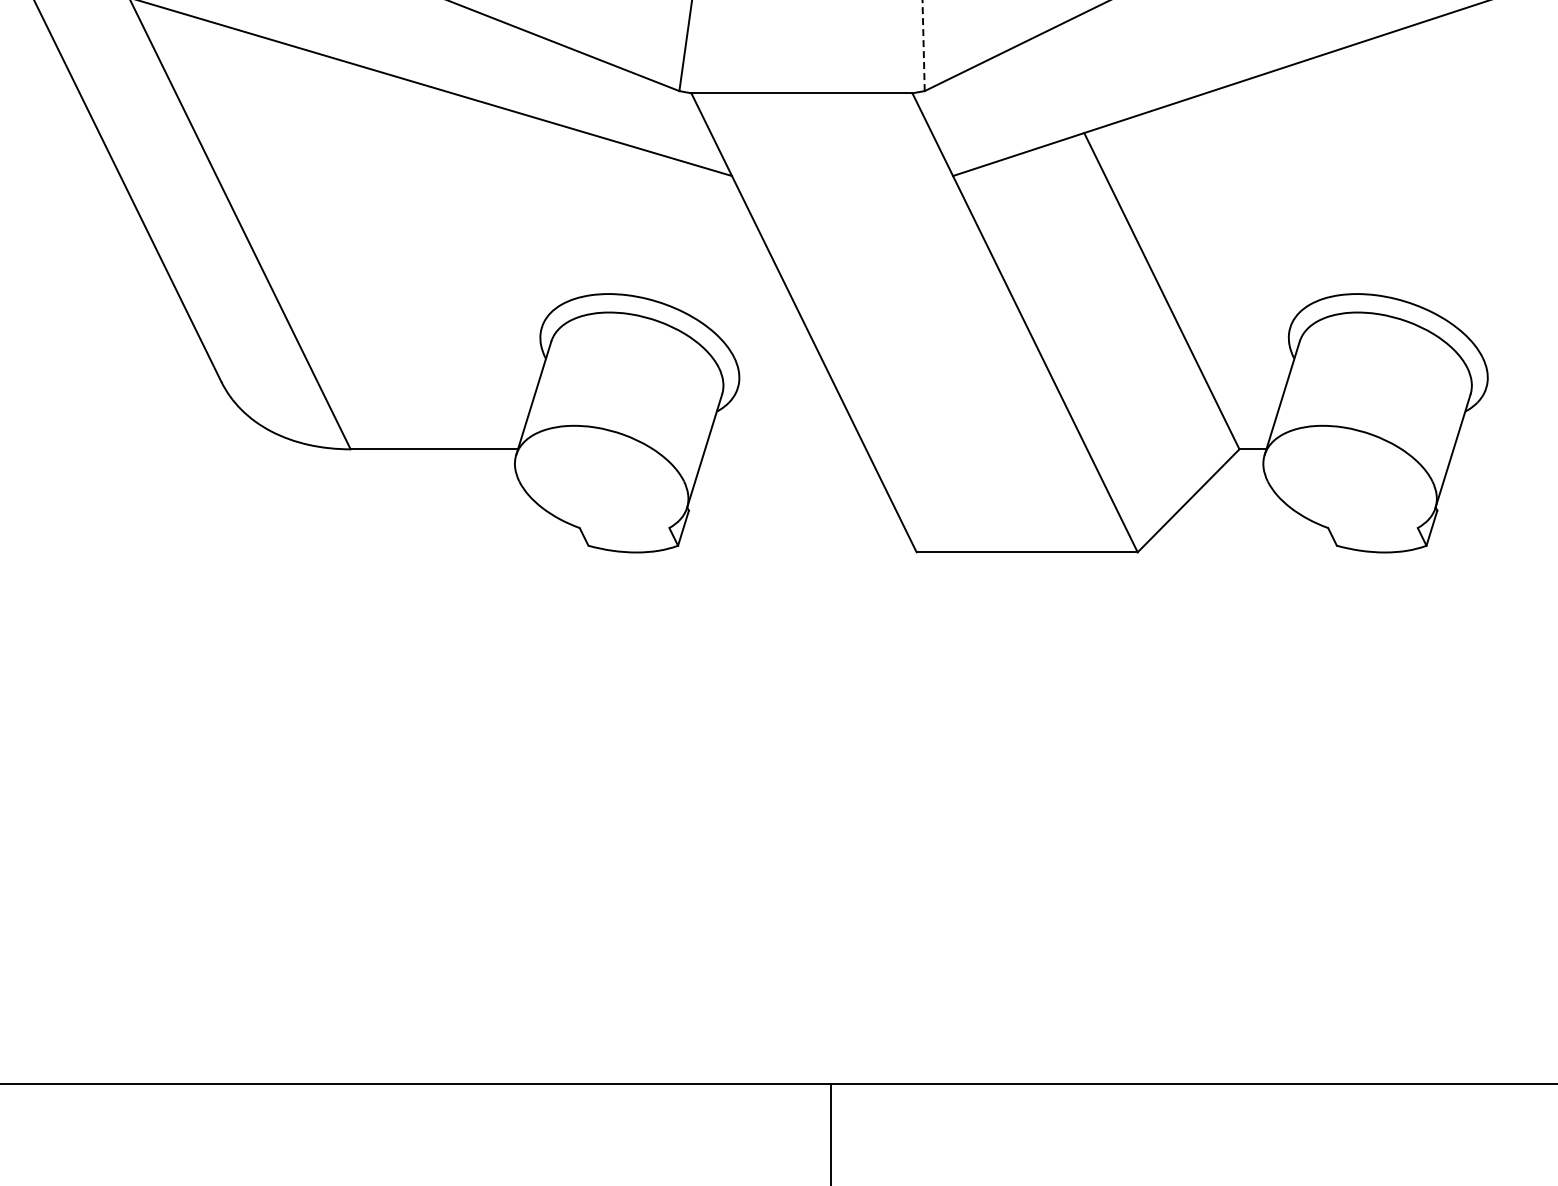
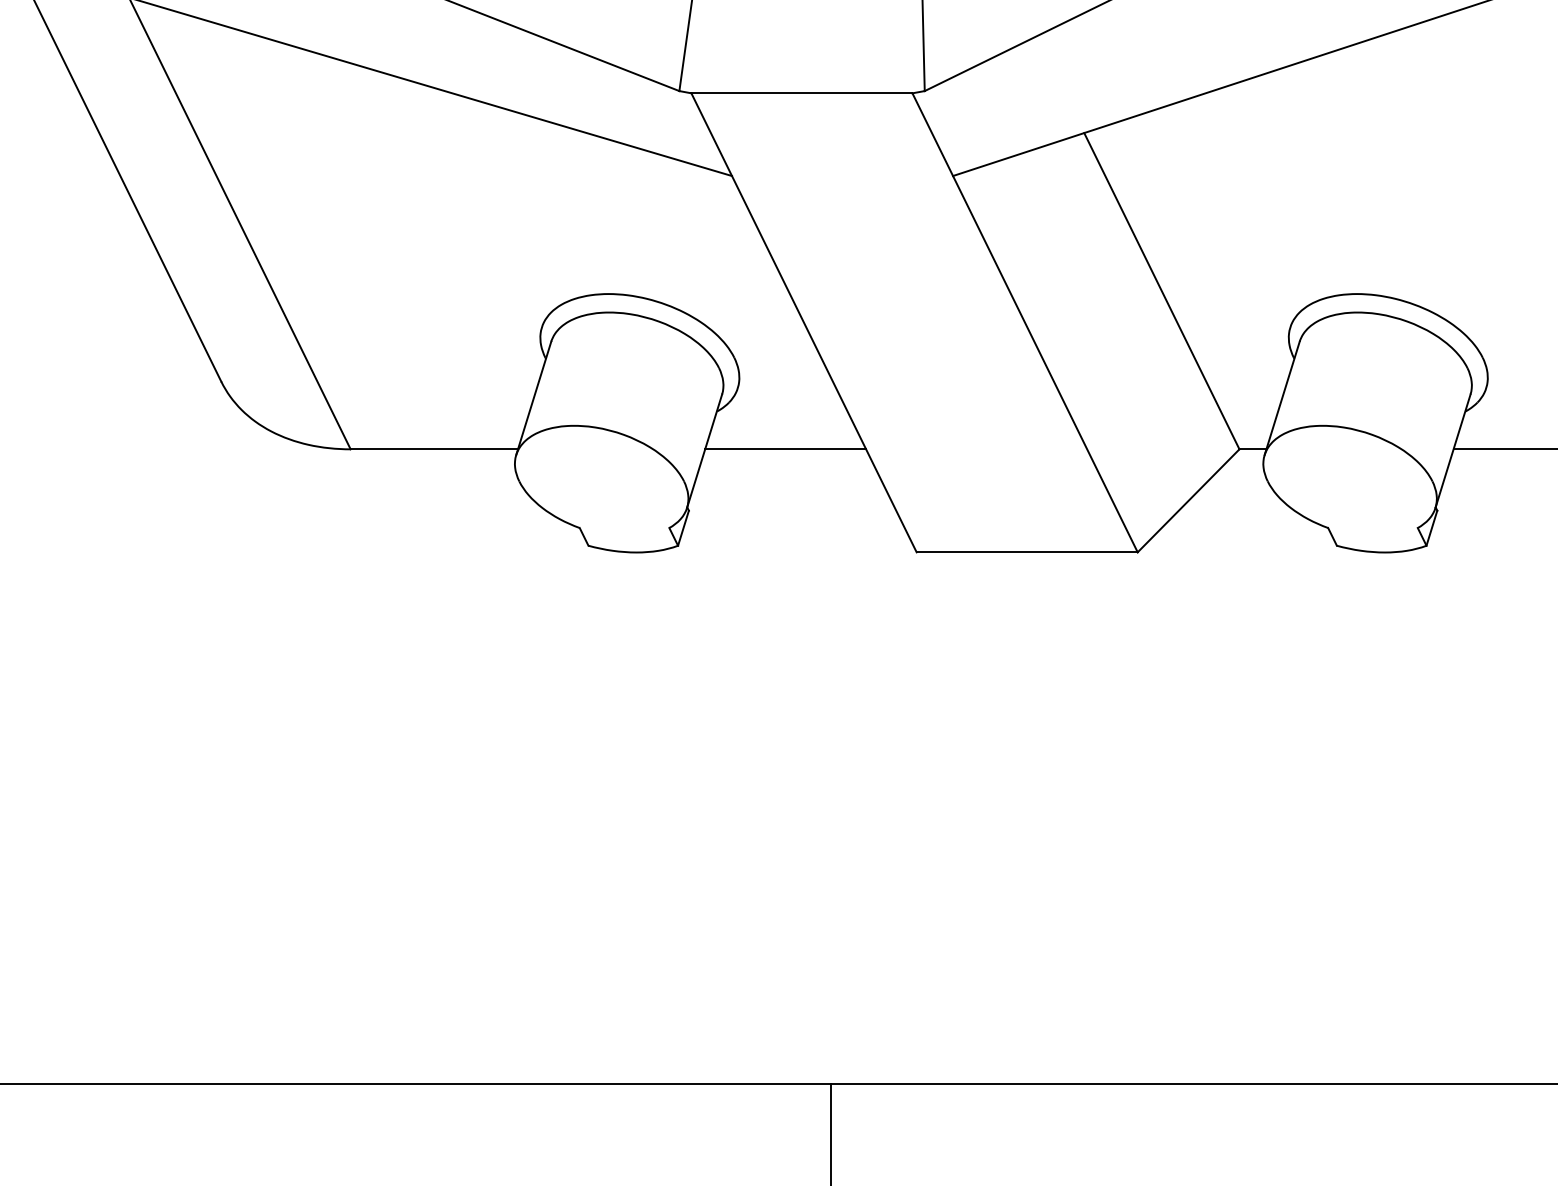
line: dashed -> solid (923, 45)
line: none -> present (785, 449)
line: none -> present (1503, 449)
